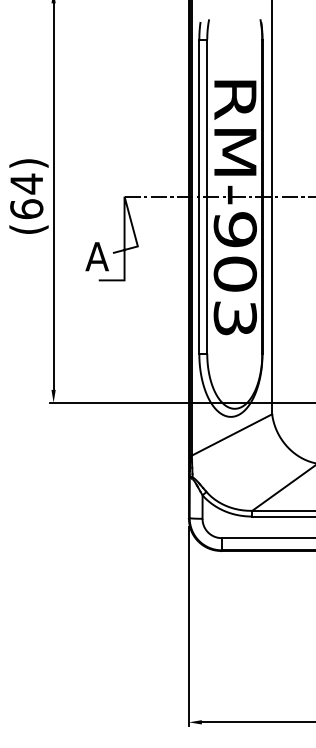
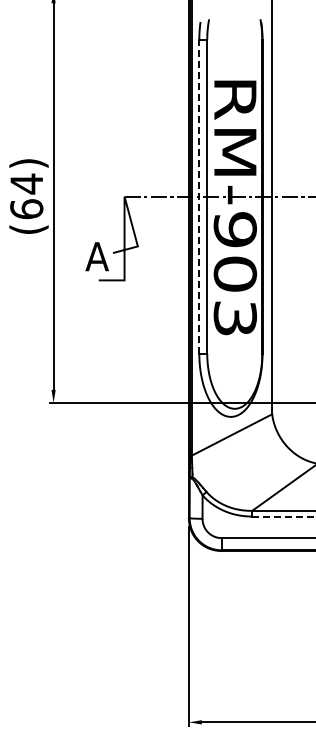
line: solid -> dashed (199, 196)
line: solid -> dashed (283, 516)
